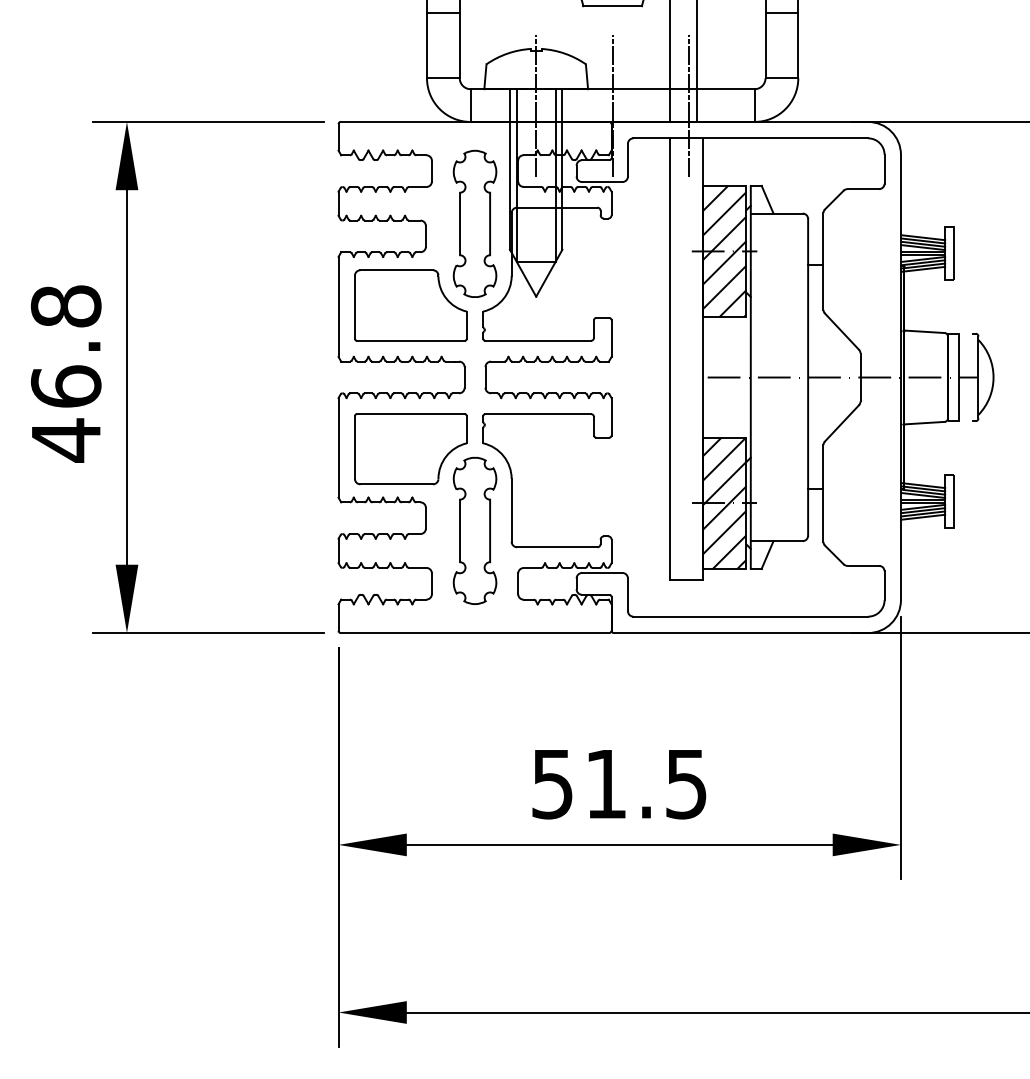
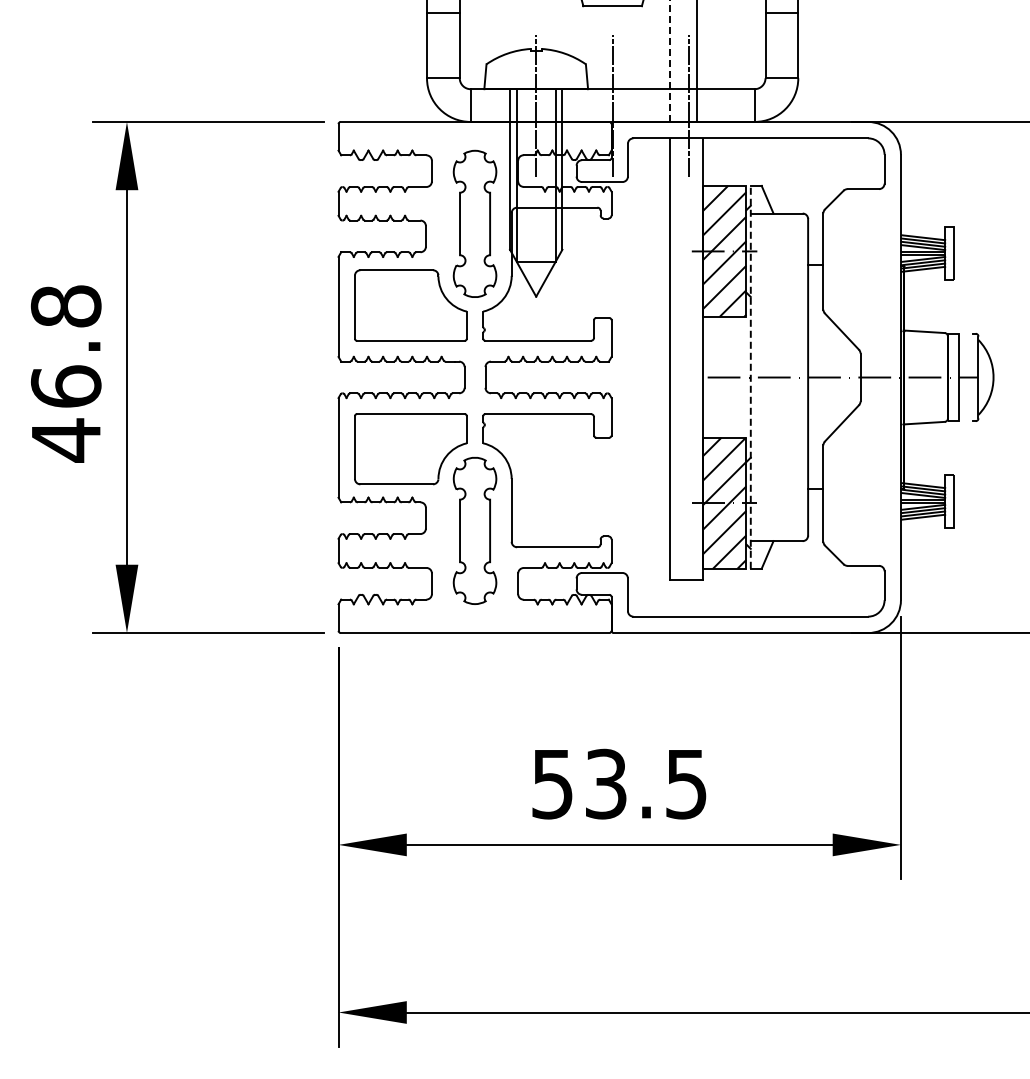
line: solid -> dashed (669, 61)
line: solid -> dashed (750, 376)
text: 51.5 -> 53.5 (606, 783)
